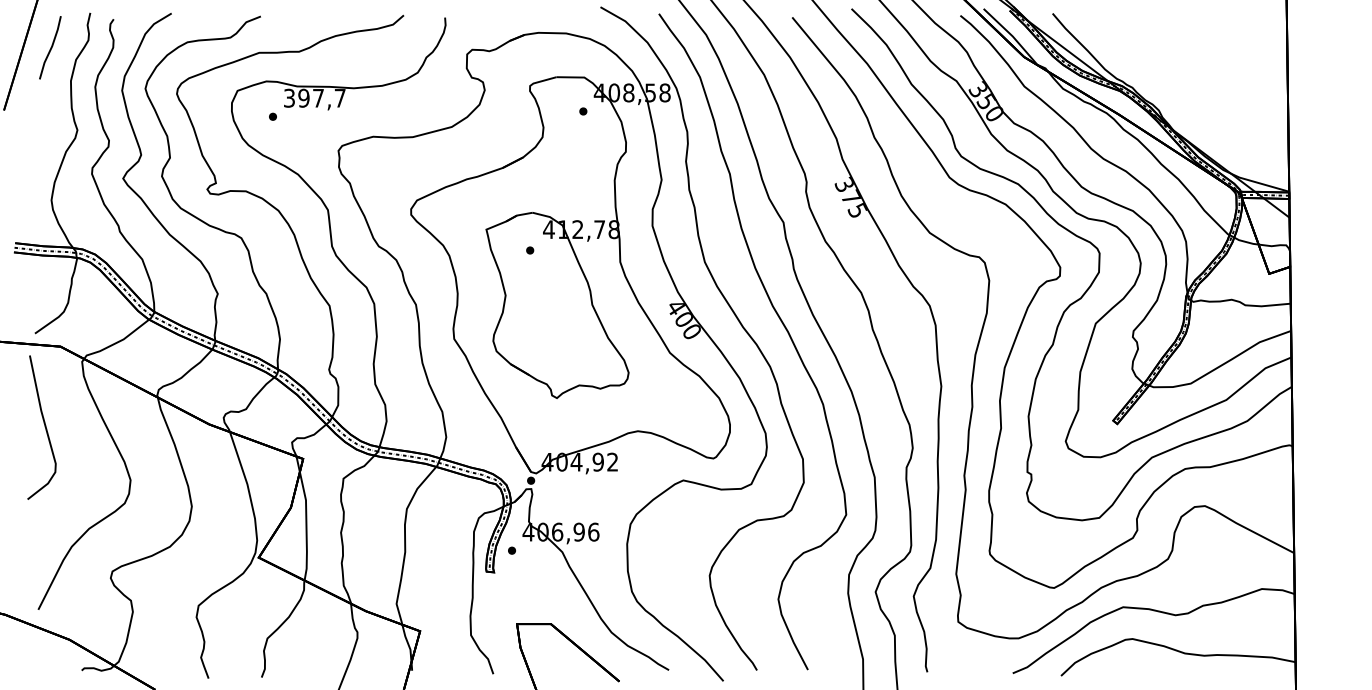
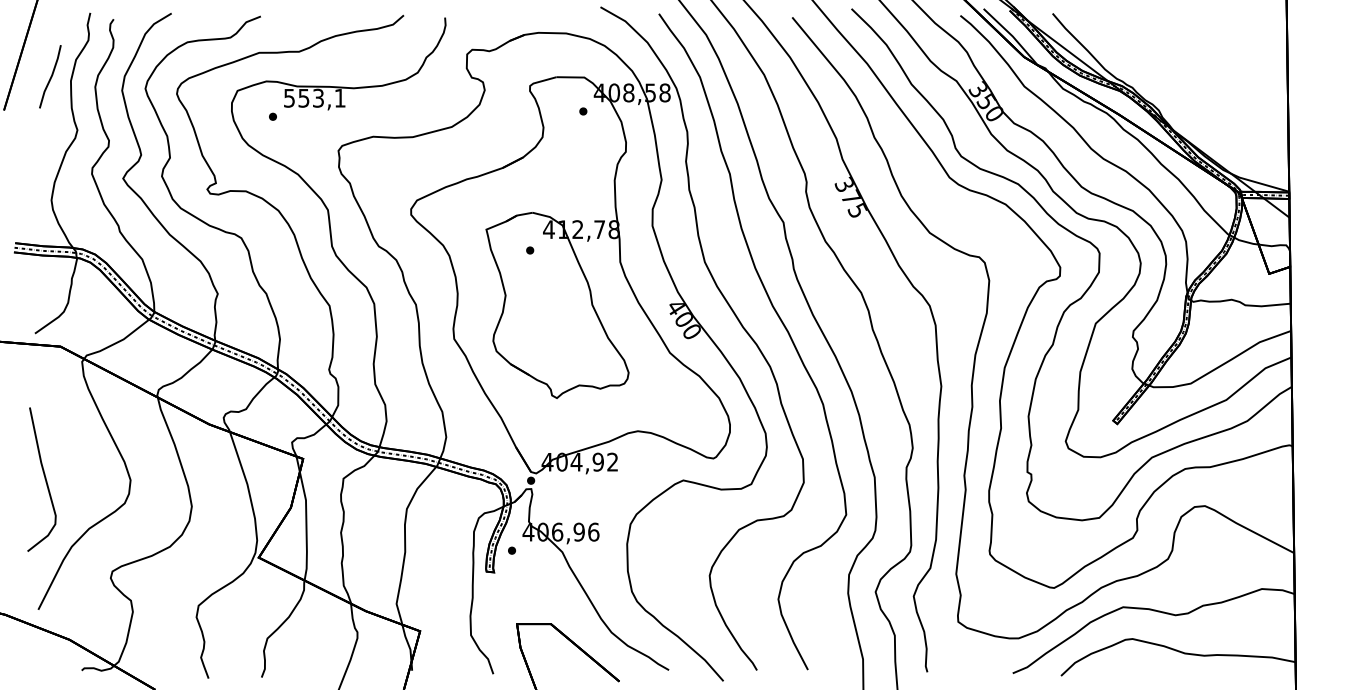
line position: (50, 47) -> (50, 76) (50, 76)
text: 397,7 -> 553,1 (314, 97)
curve position: (44, 427) -> (44, 479) (44, 479)
